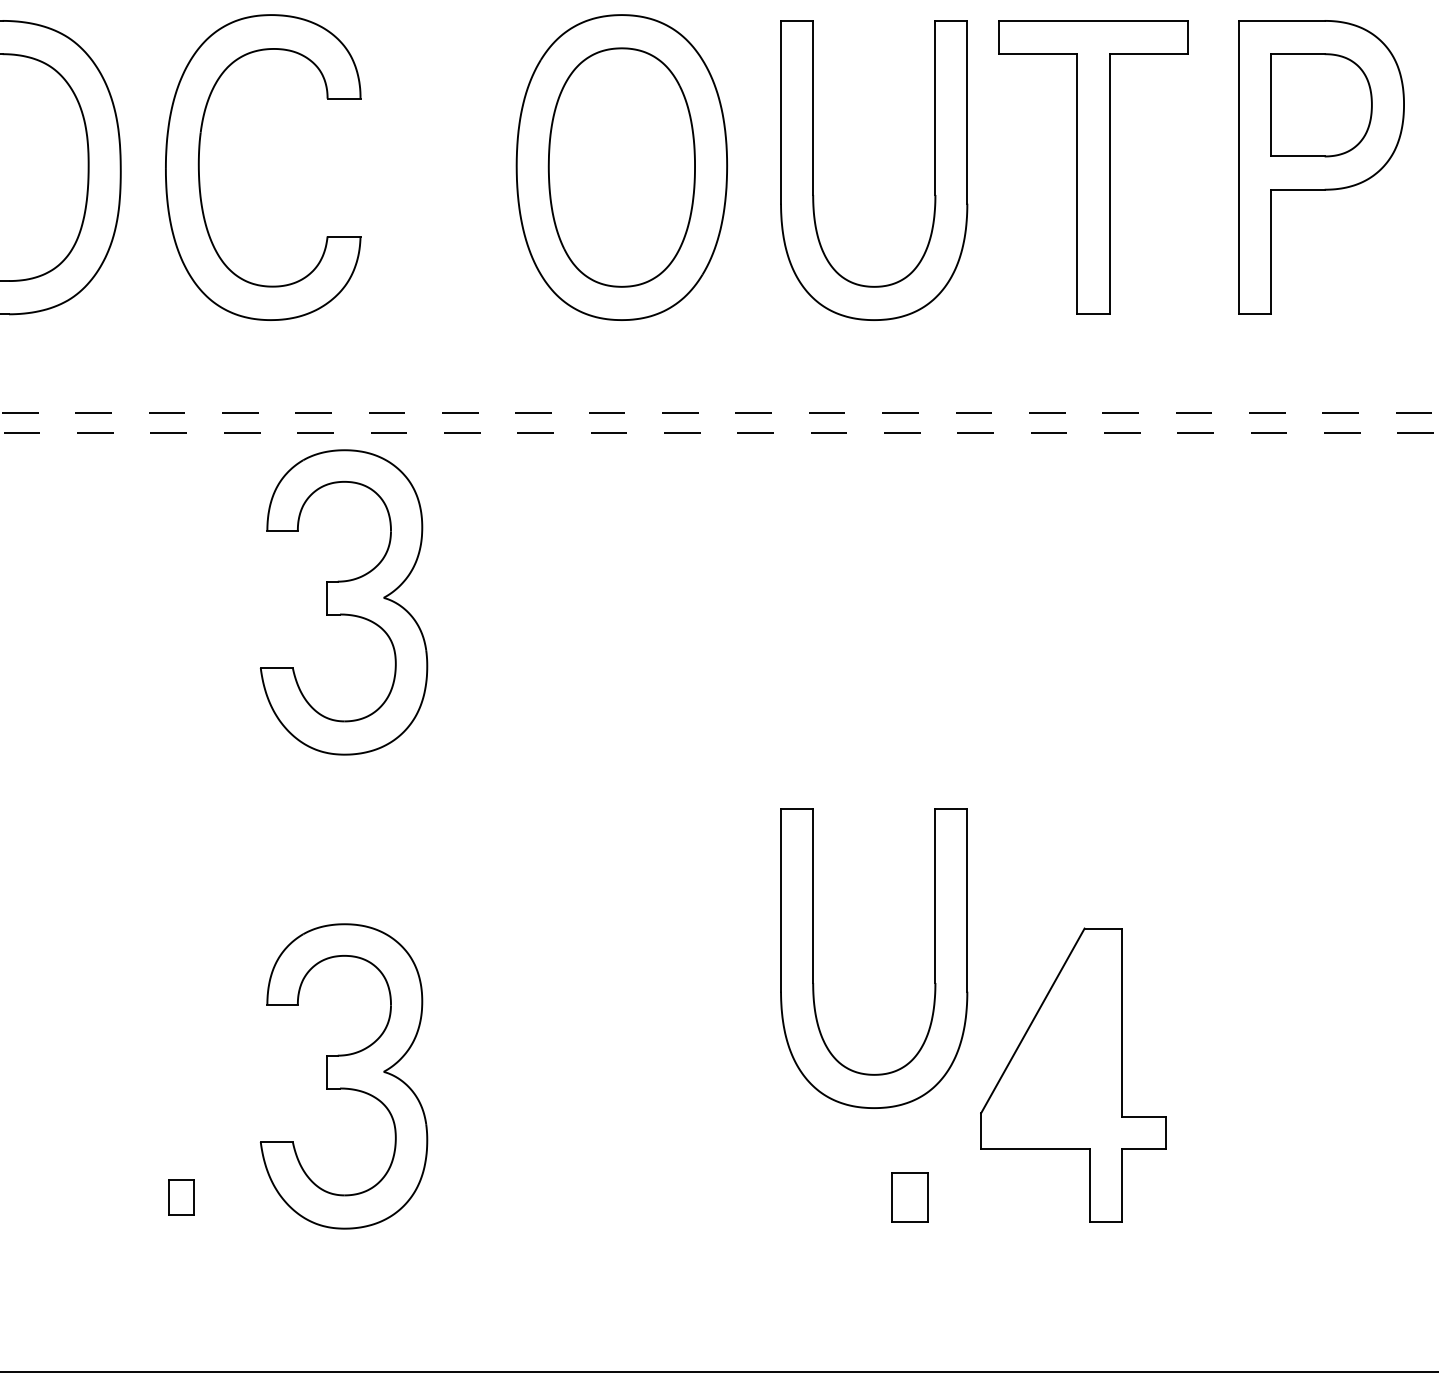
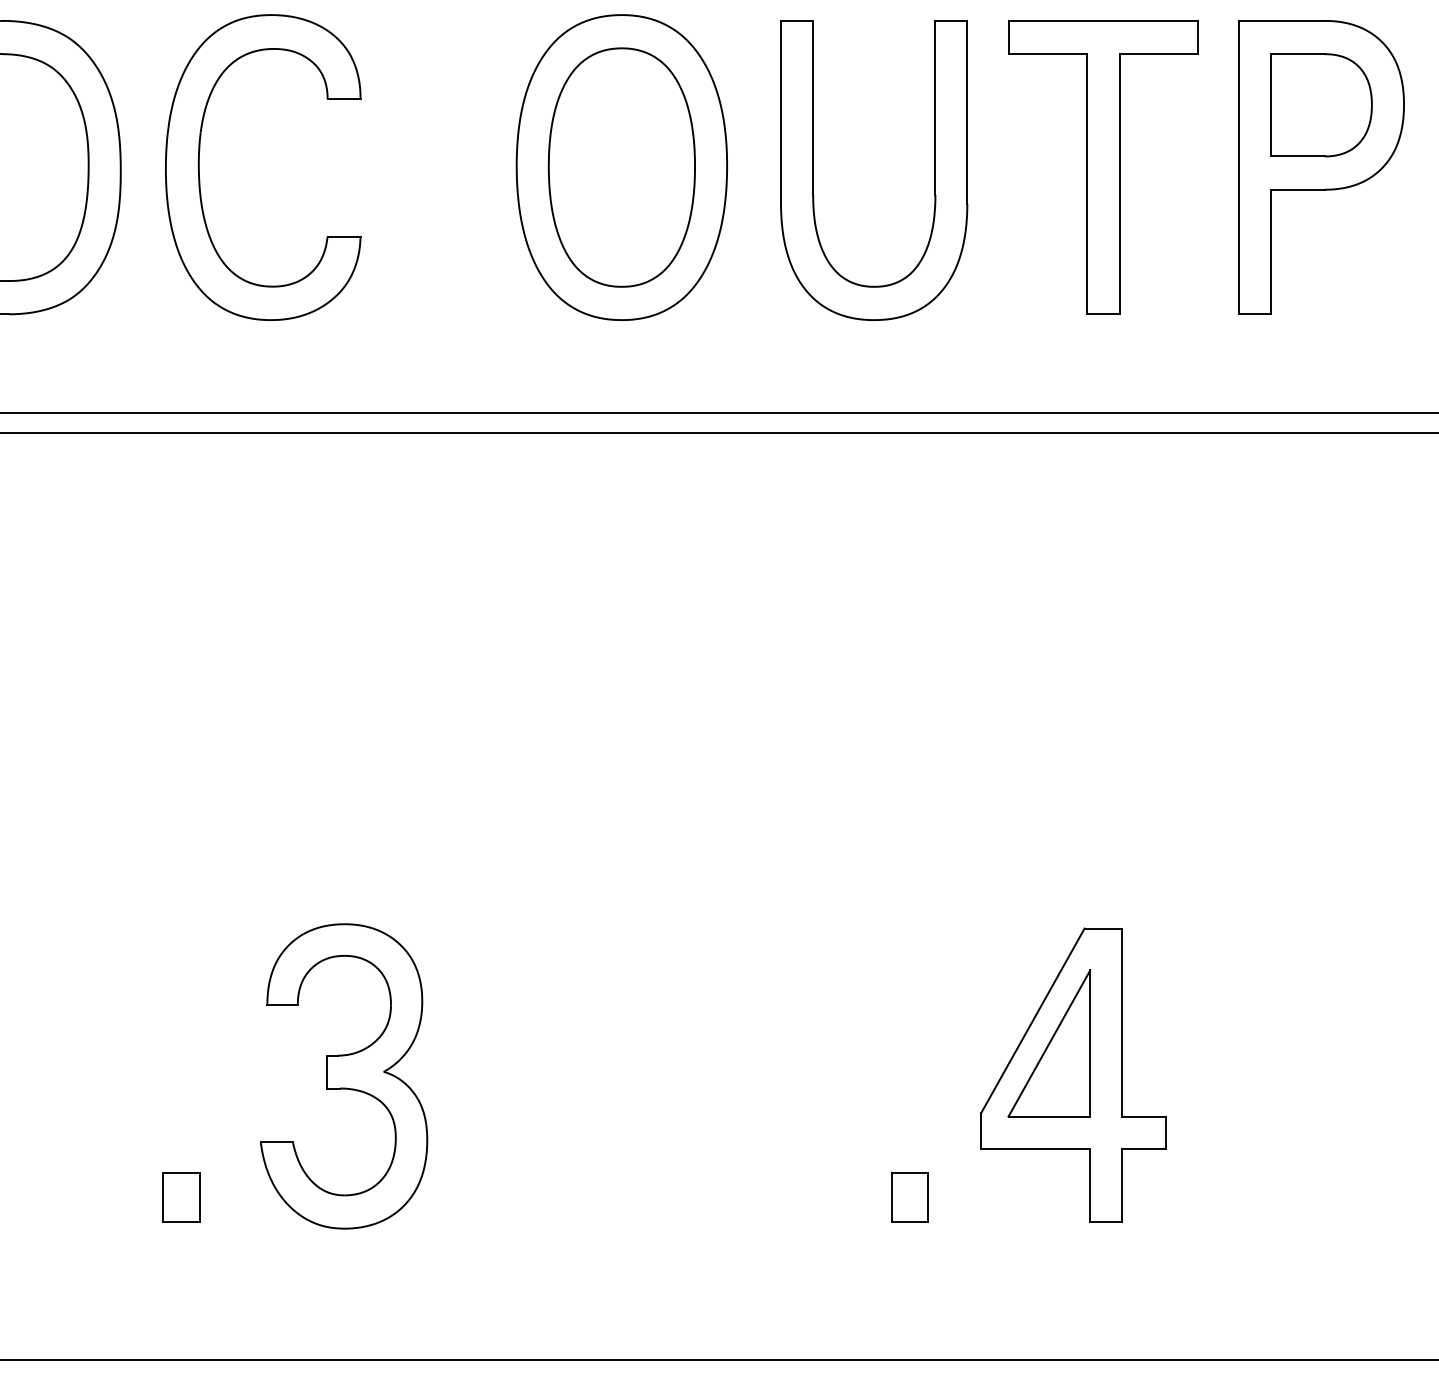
part position: (1093, 167) -> (1103, 167) (1103, 167)
line: dashed -> solid (718, 413)
line: dashed -> solid (719, 433)
part: present -> none (343, 602)
part: present -> none (934, 958)
part: none -> present (1049, 1043)
part size: 27x37 px -> 39x51 px (181, 1197)
line position: (718, 1371) -> (718, 1359) (718, 1359)
